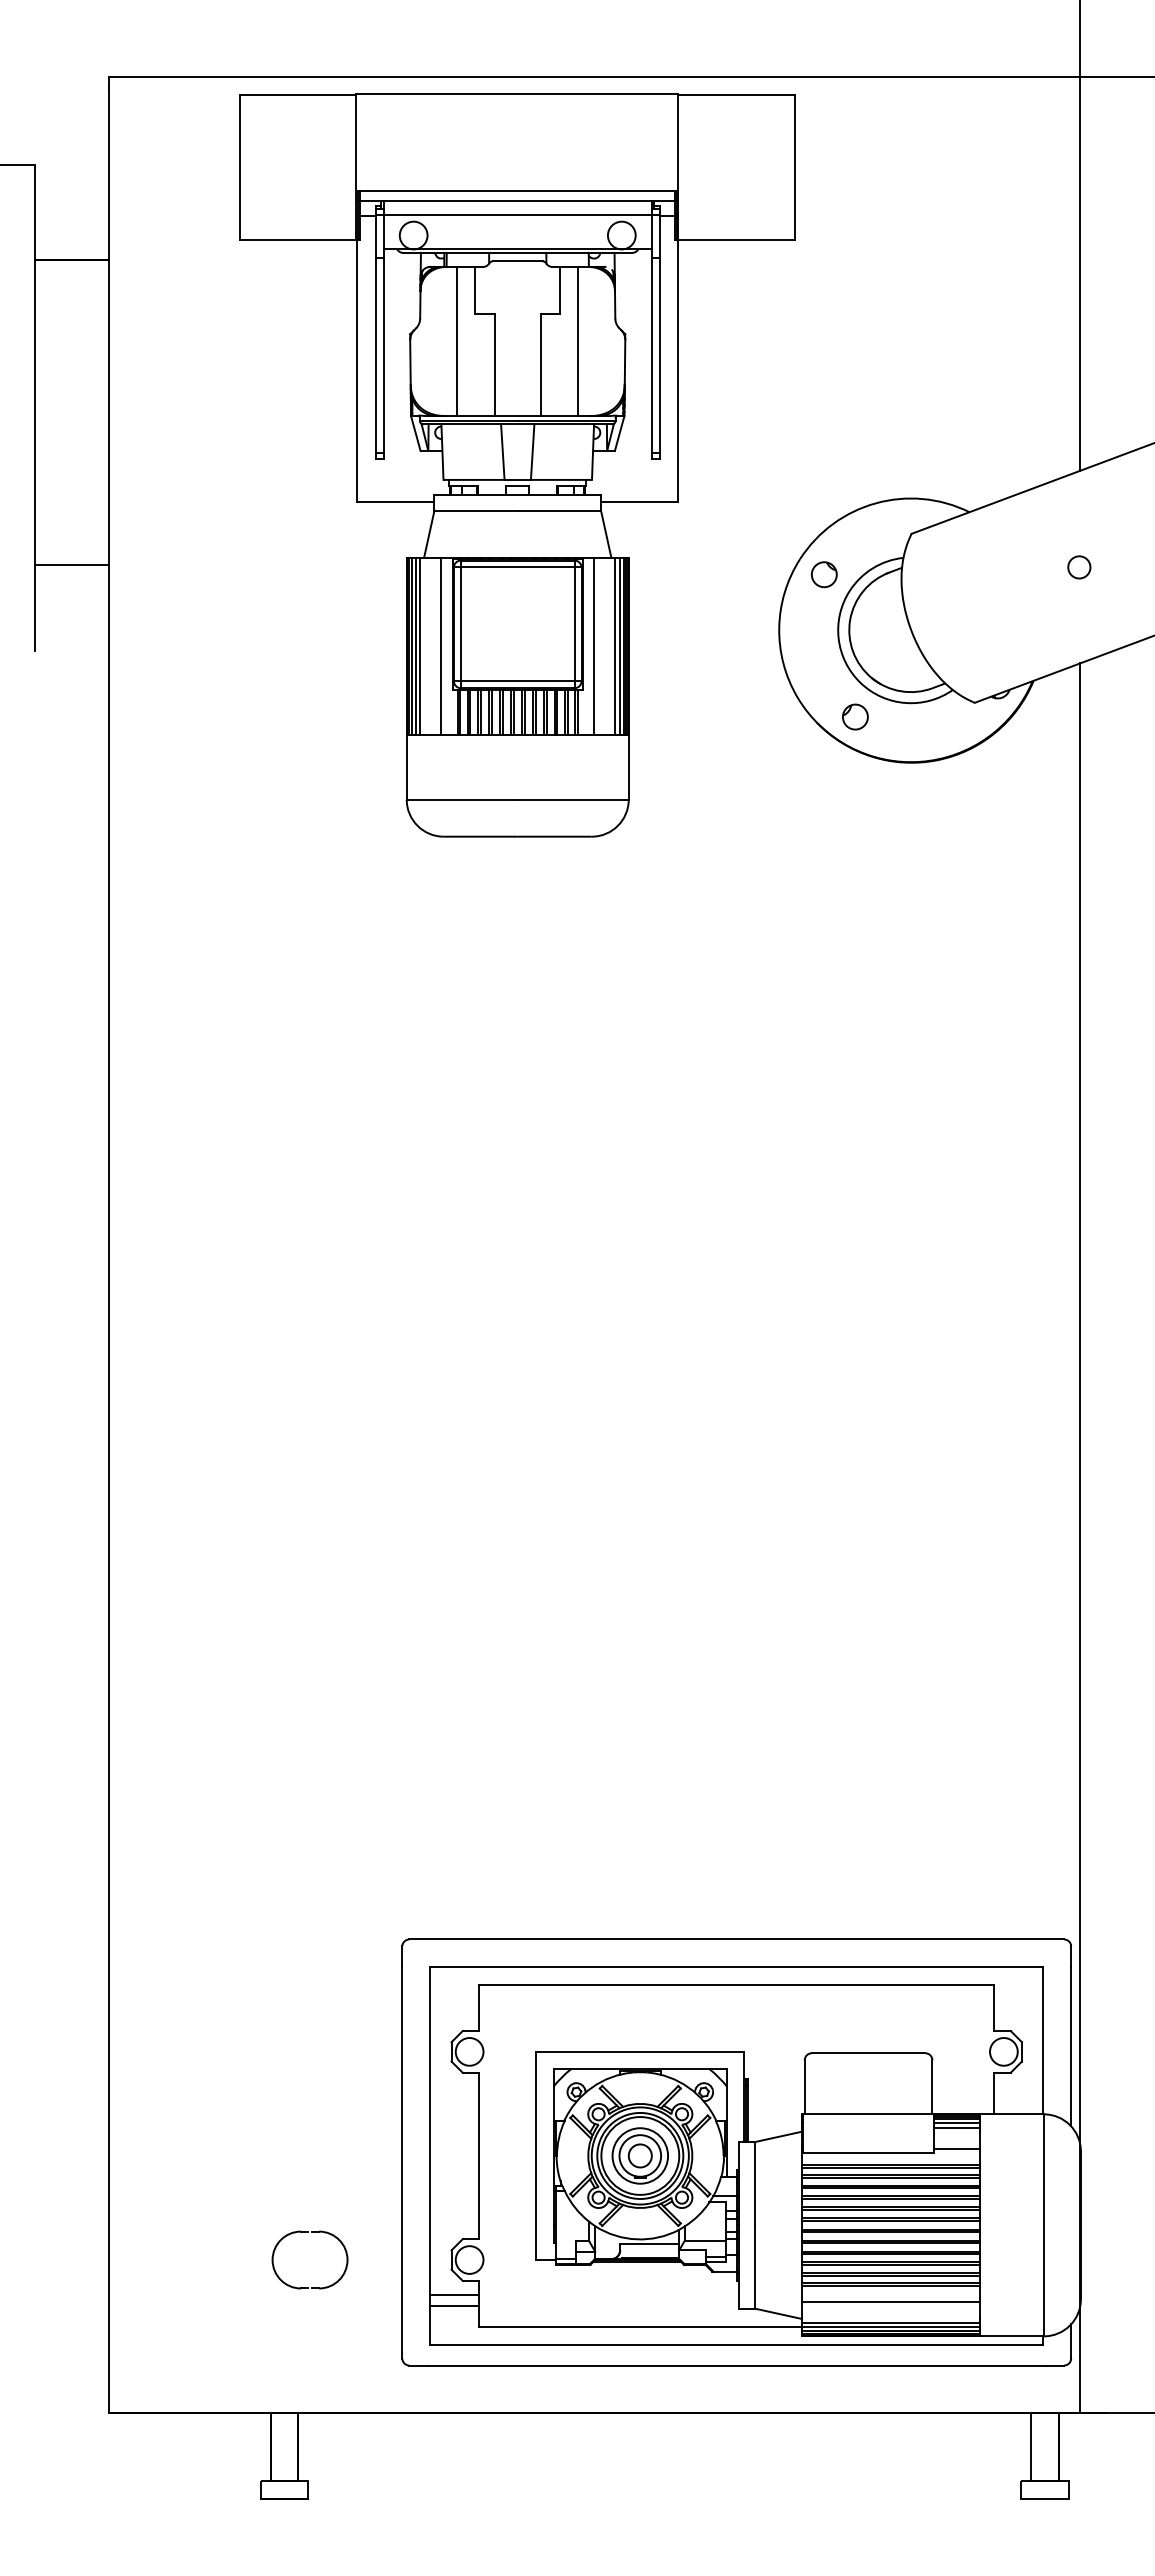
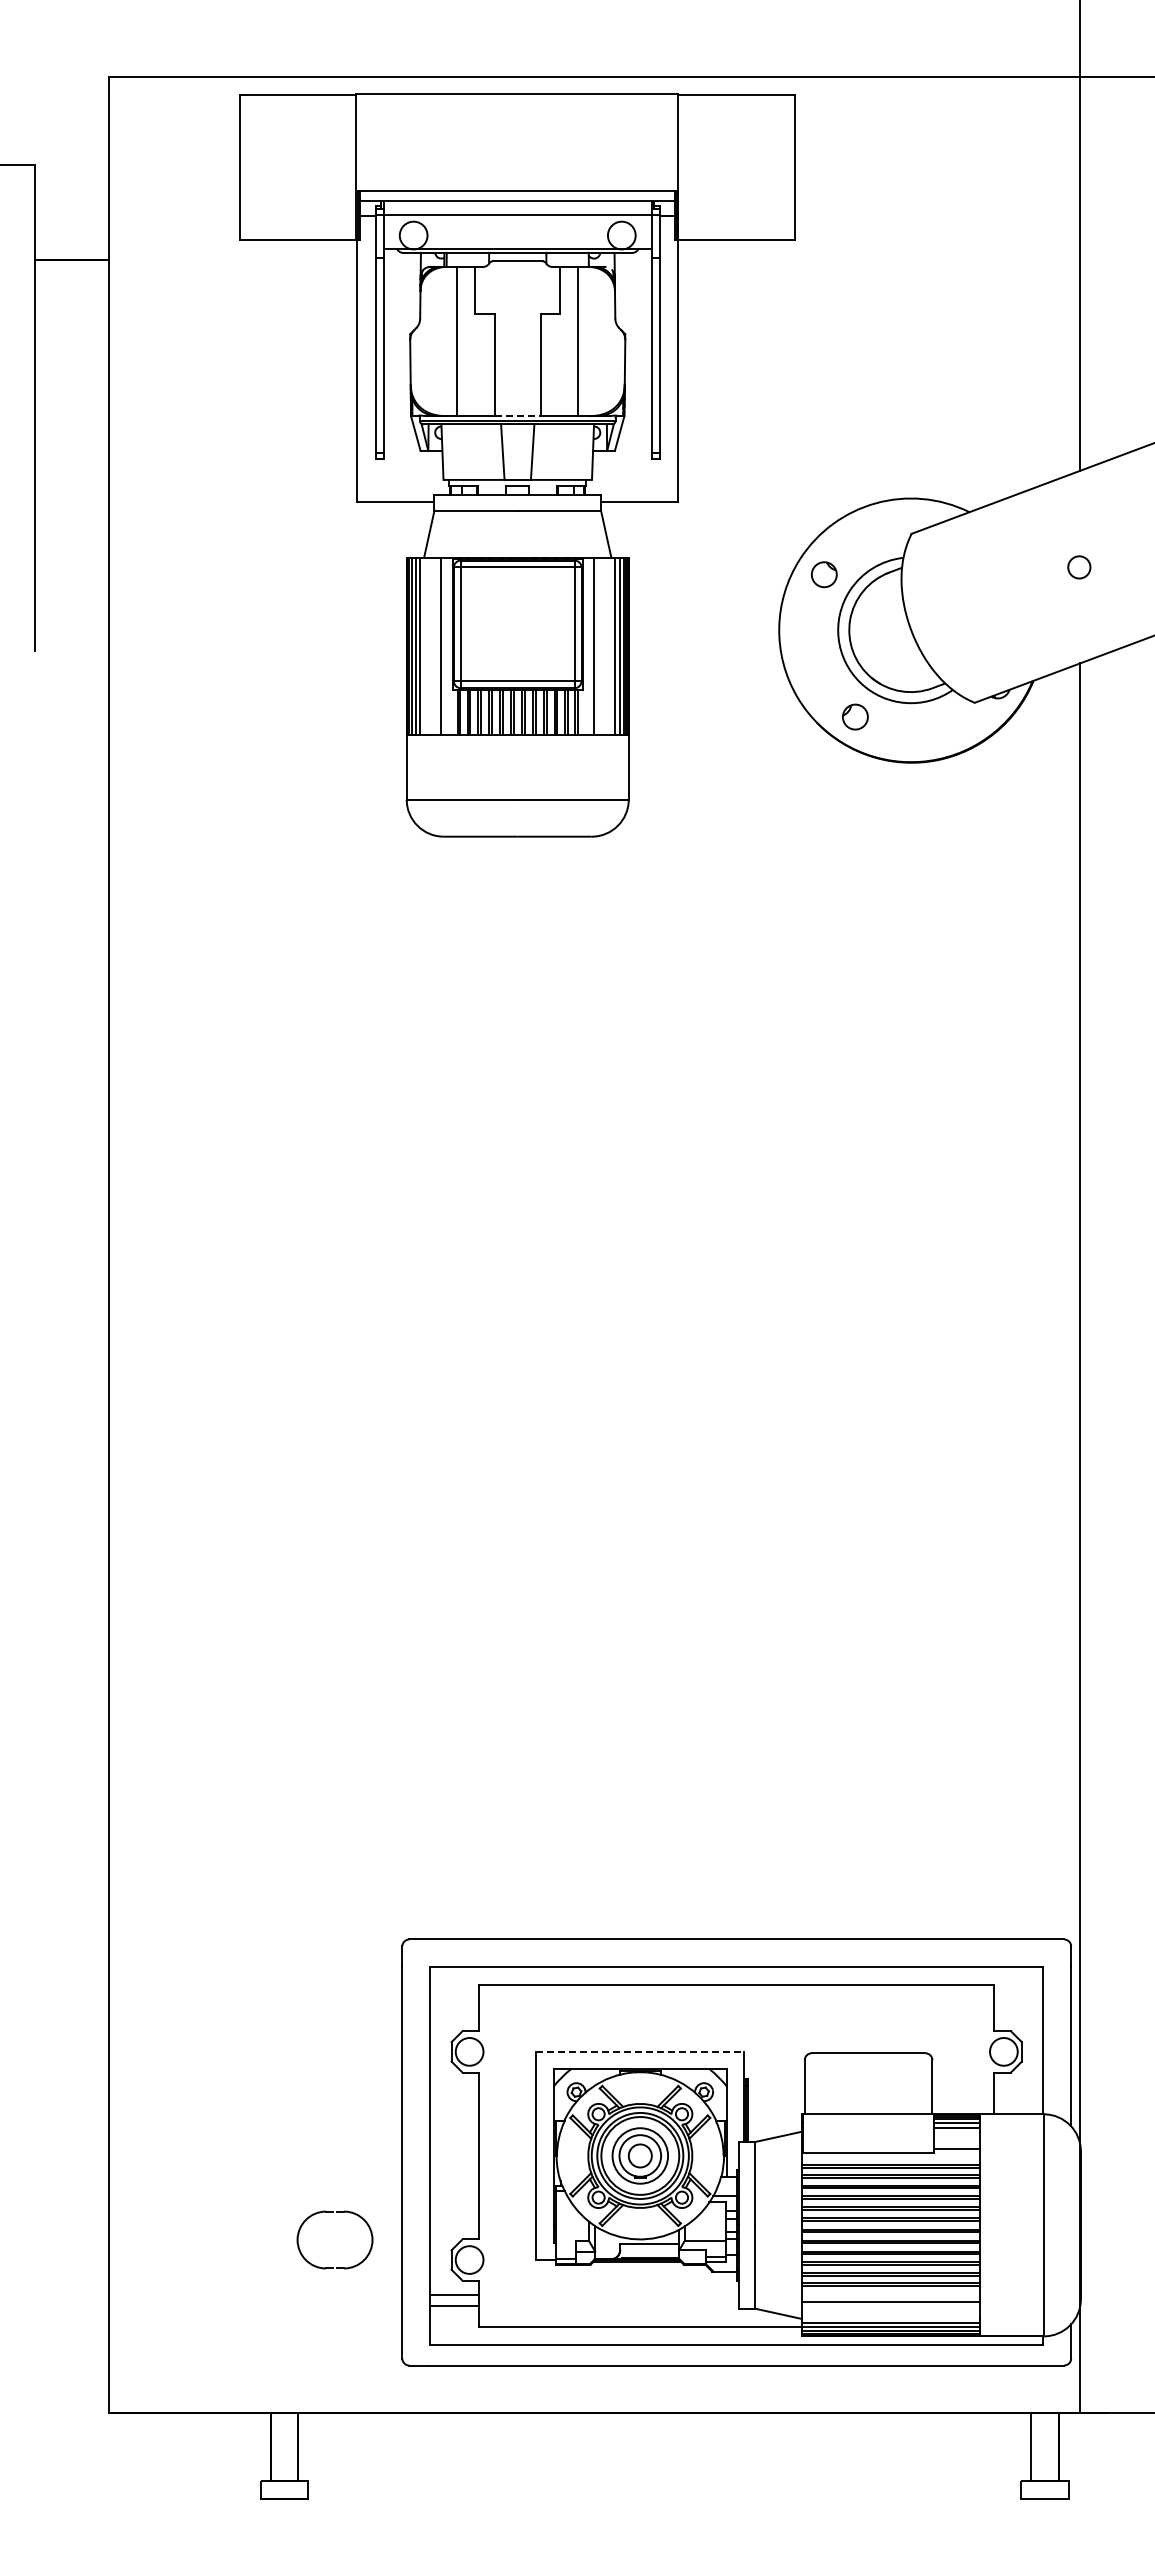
line: solid -> dashed (517, 416)
line: present -> none (71, 565)
line: solid -> dashed (640, 2051)
part position: (308, 2232) -> (333, 2212) (333, 2212)
